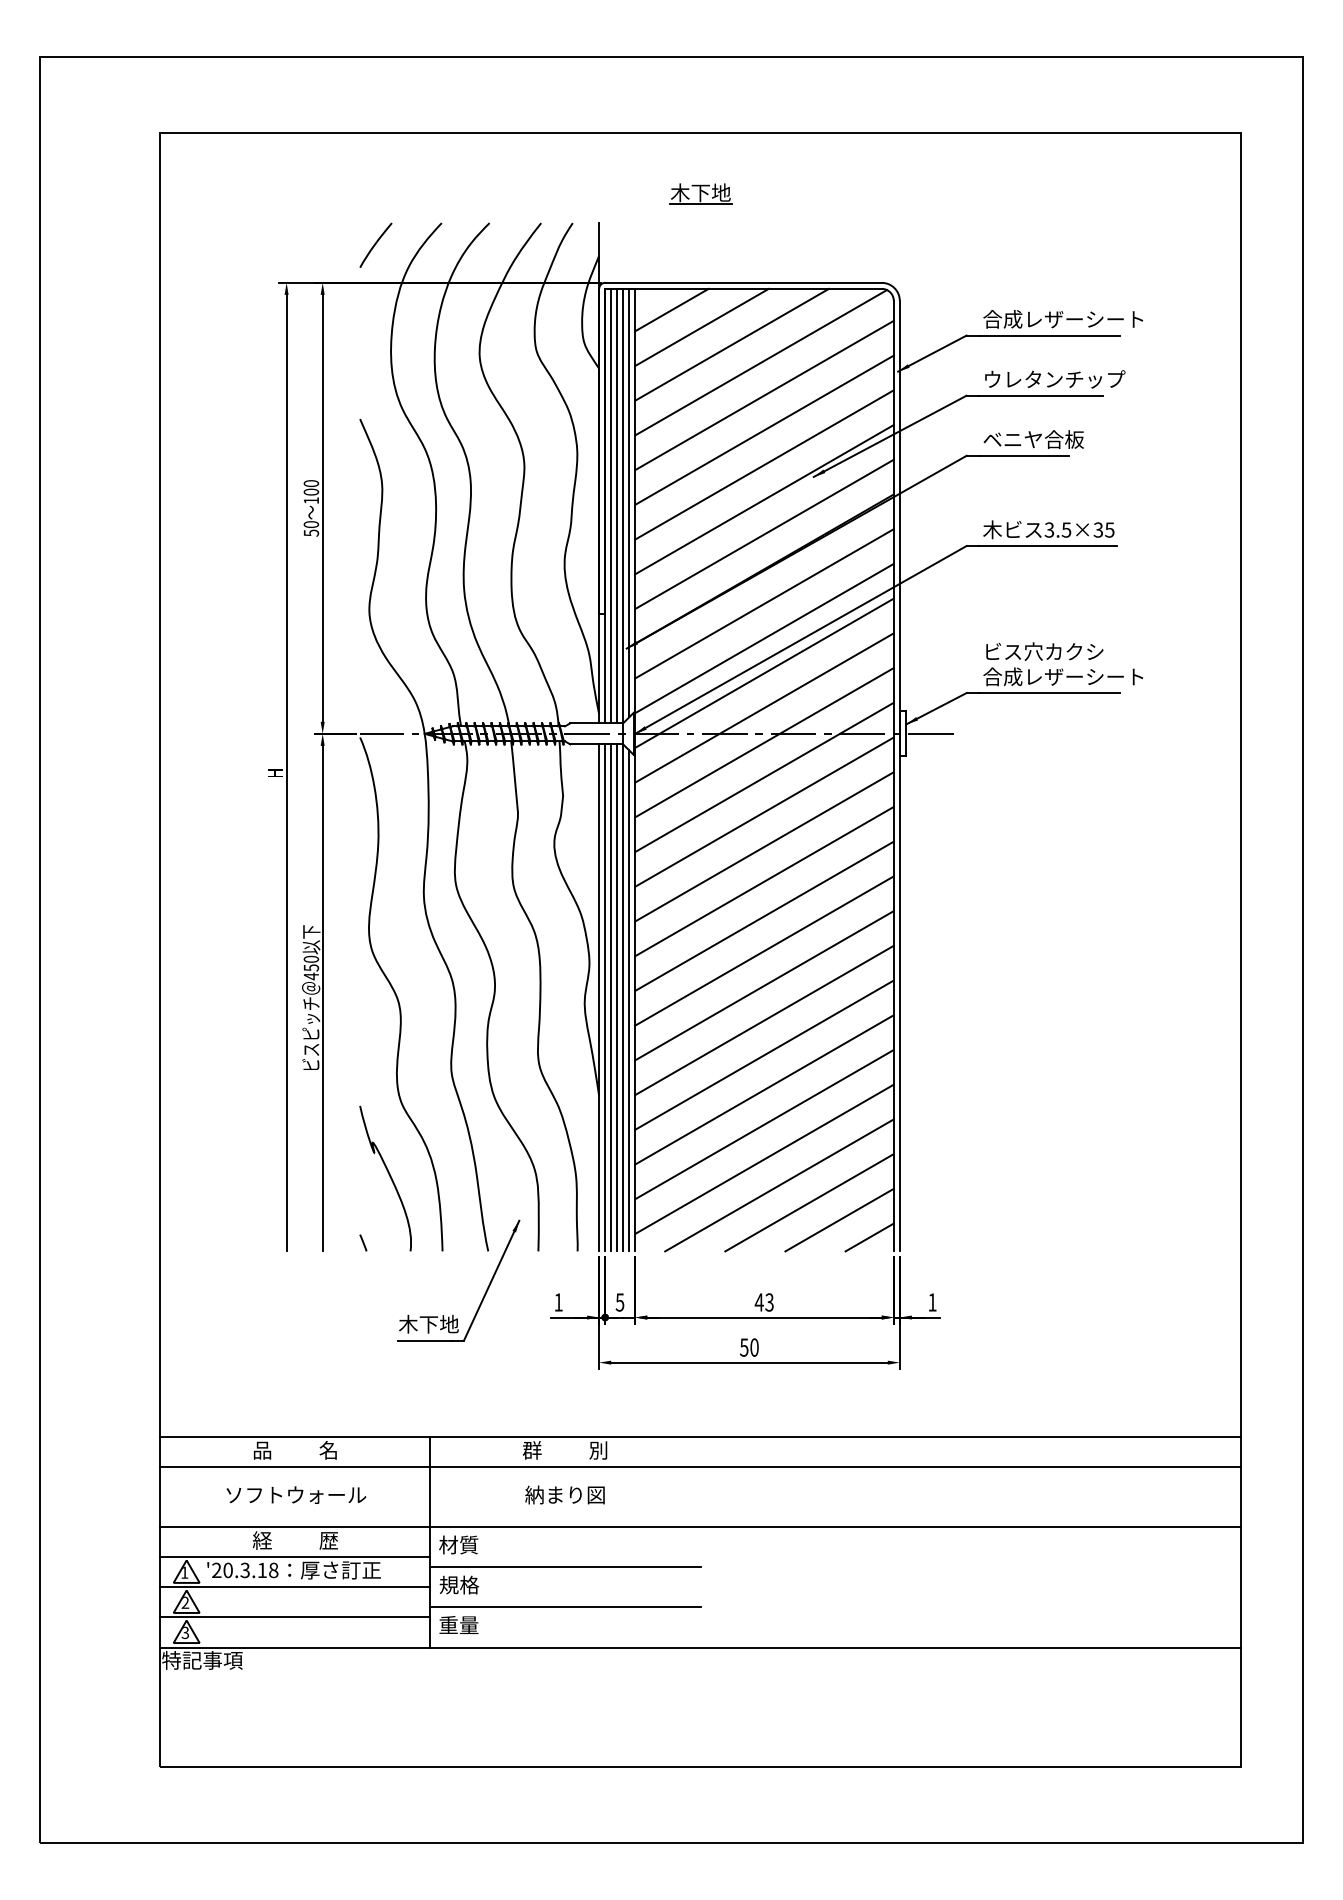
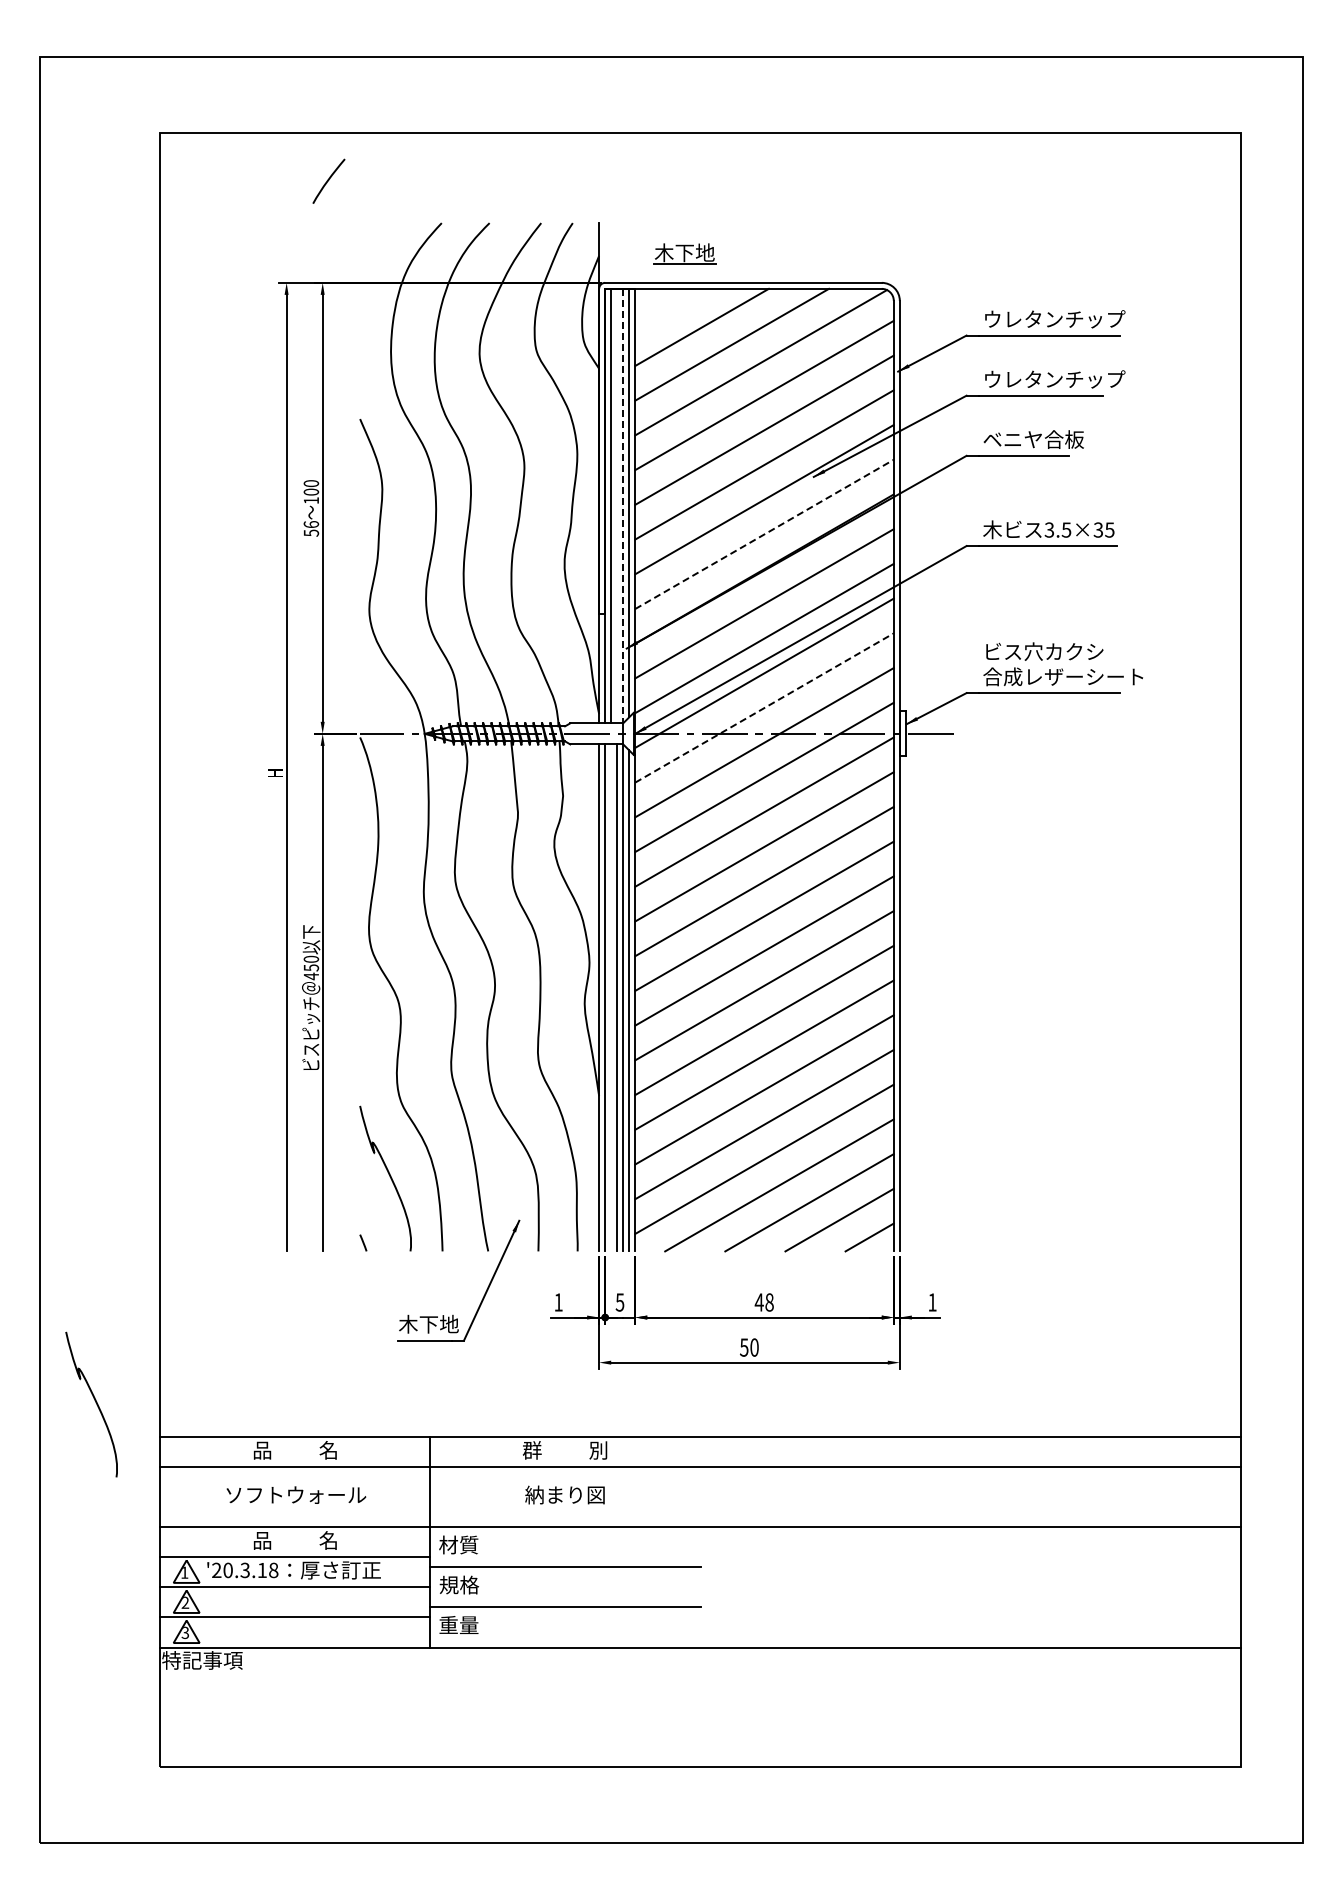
part position: (700, 193) -> (684, 253) (684, 253)
curve position: (375, 244) -> (328, 180) (328, 180)
line: present -> none (671, 309)
text: 合成レザーシート -> ウレタンチップ (1063, 319)
line: present -> none (617, 505)
line: solid -> dashed (623, 506)
text: 50 -> 56 (310, 524)
line: solid -> dashed (764, 534)
line: solid -> dashed (764, 707)
line: present -> none (611, 997)
text: 43 -> 48 (769, 1302)
curve: none -> present (95, 1402)
text: 経          歴 -> 品          名 (294, 1540)
